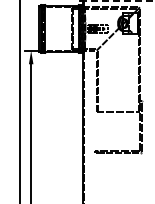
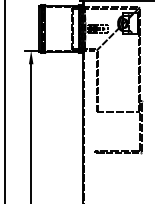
line: dashed -> solid (117, 0)
line position: (20, 101) -> (5, 101) (5, 101)
